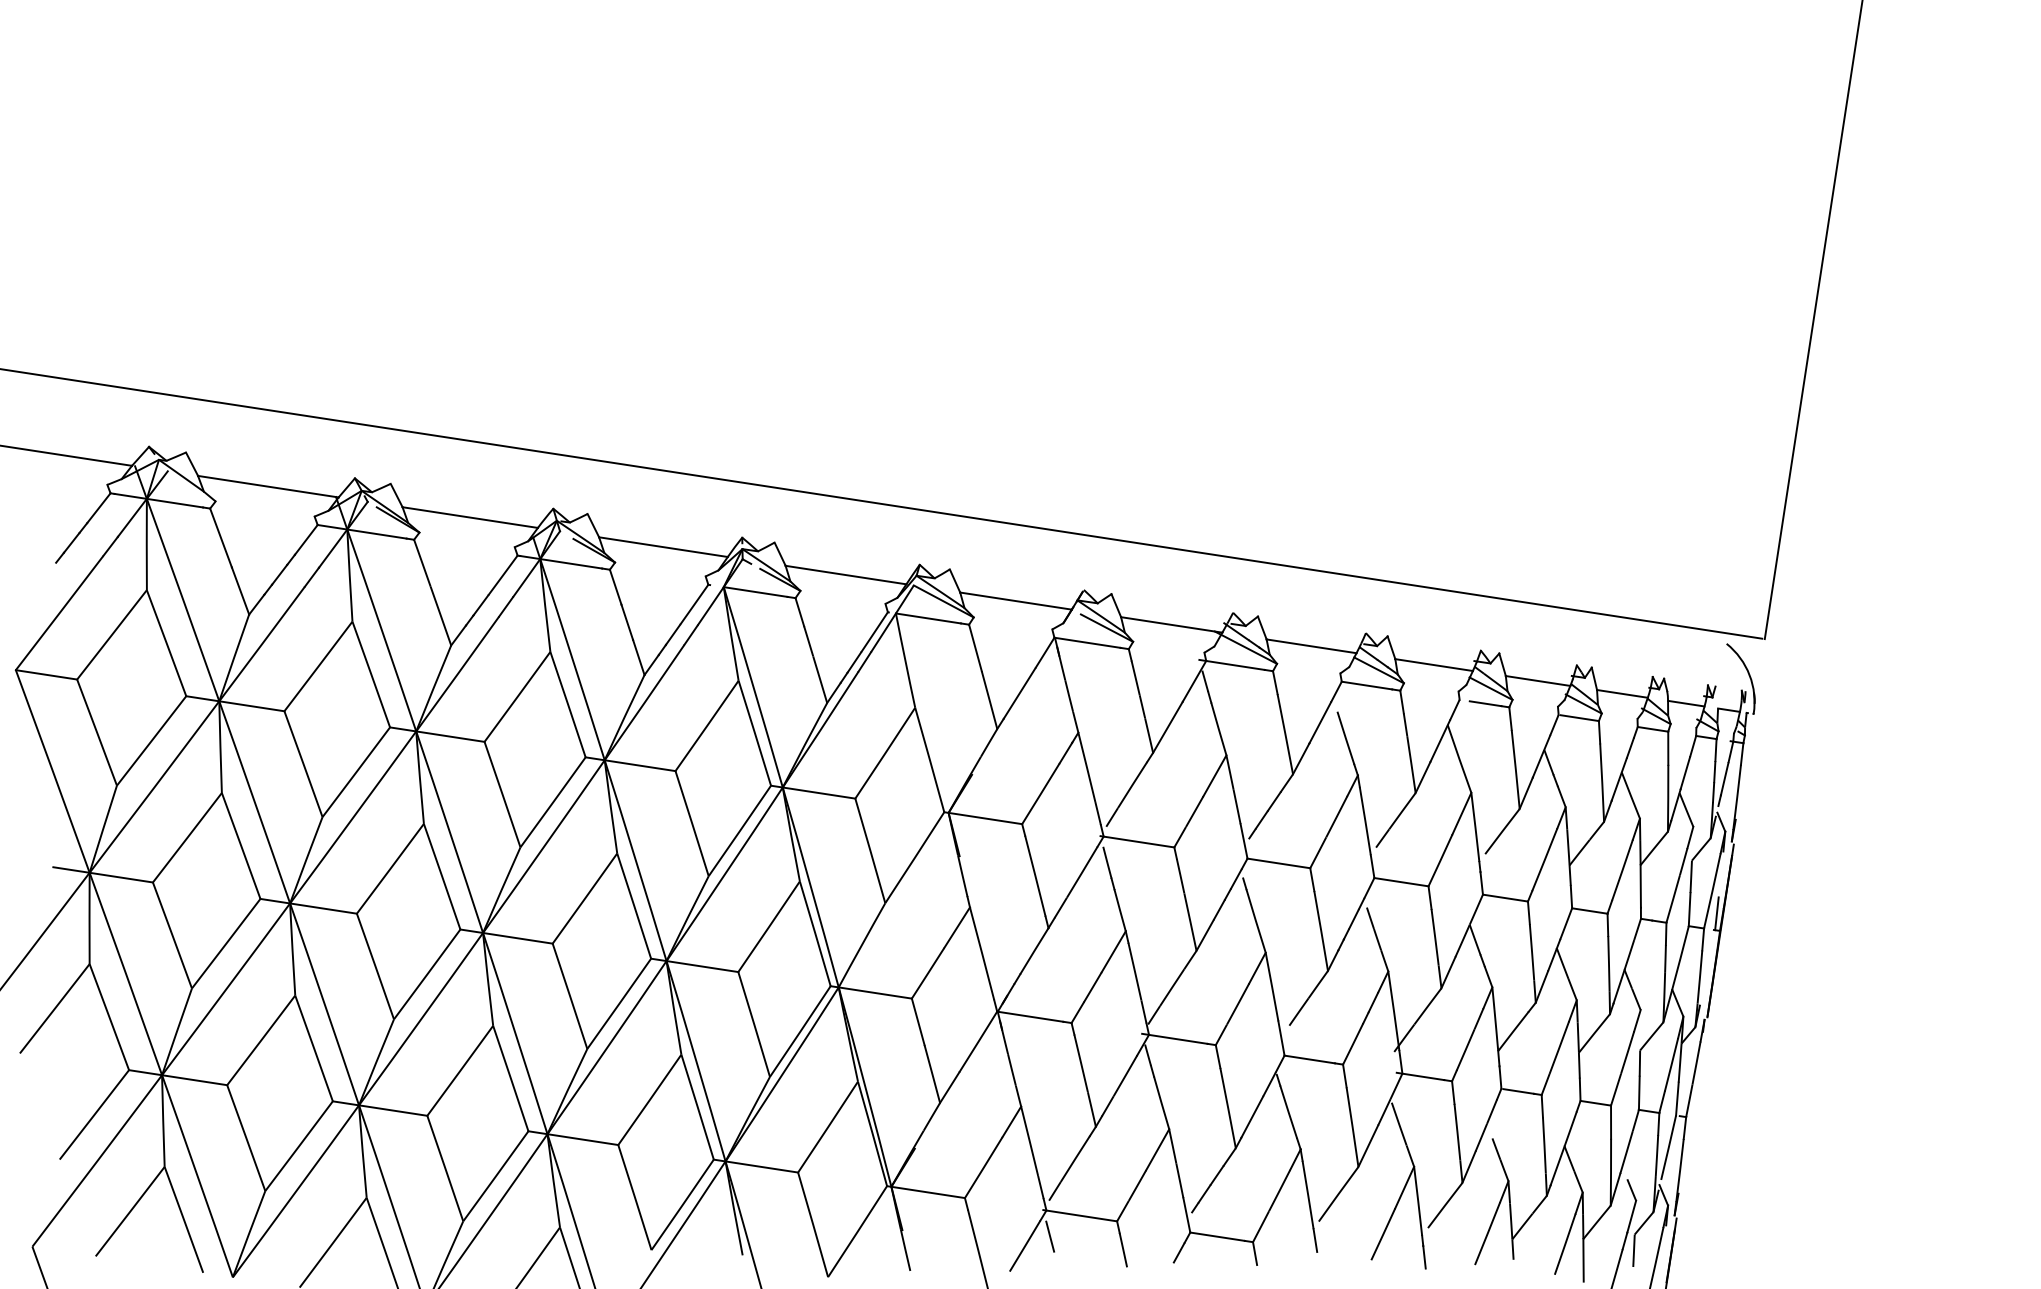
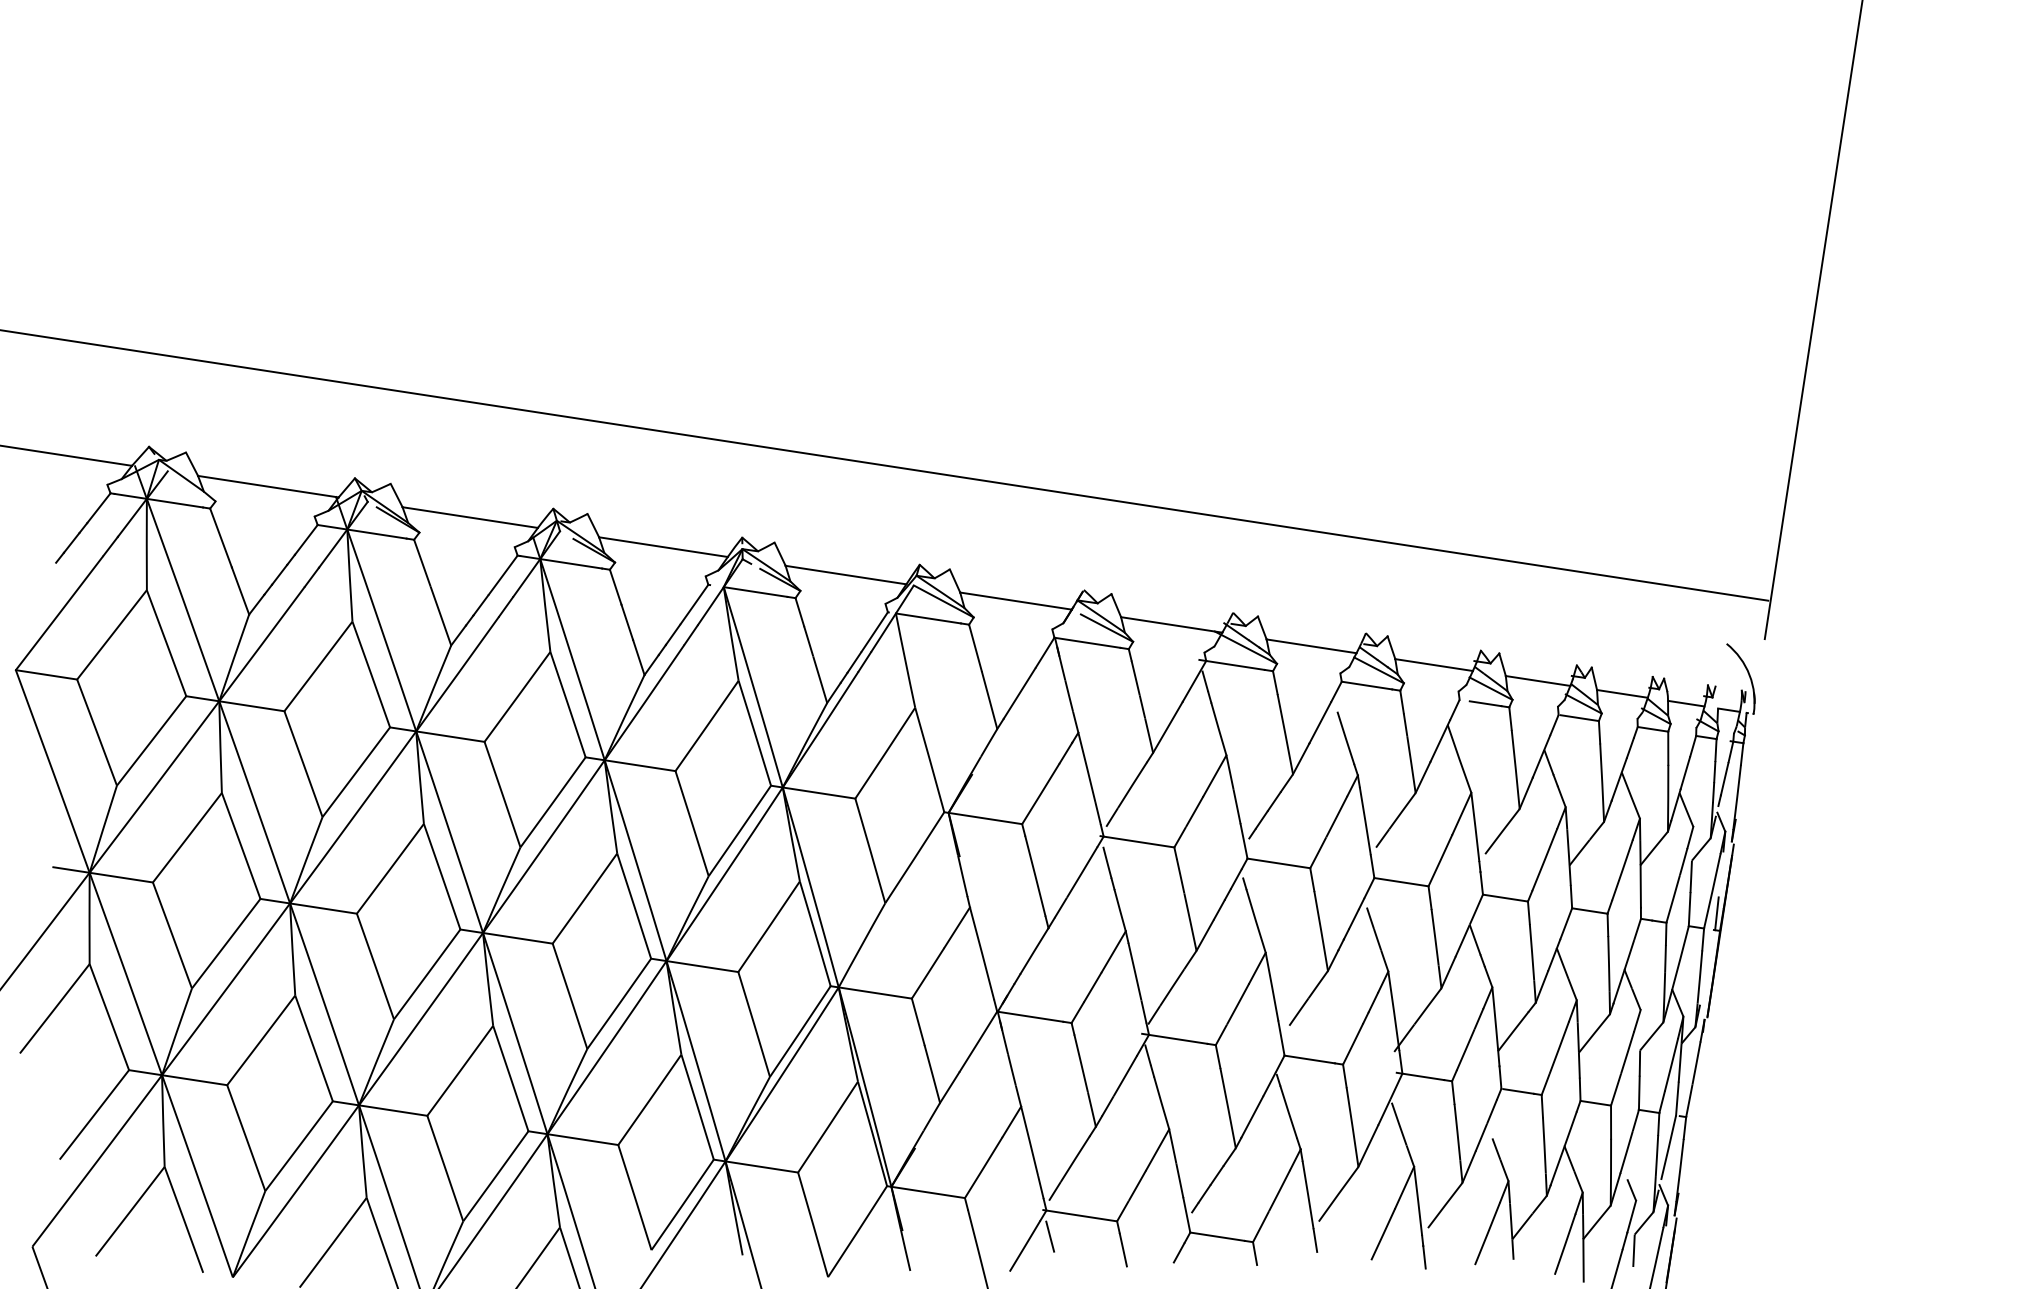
line position: (882, 503) -> (885, 465) (885, 465)
